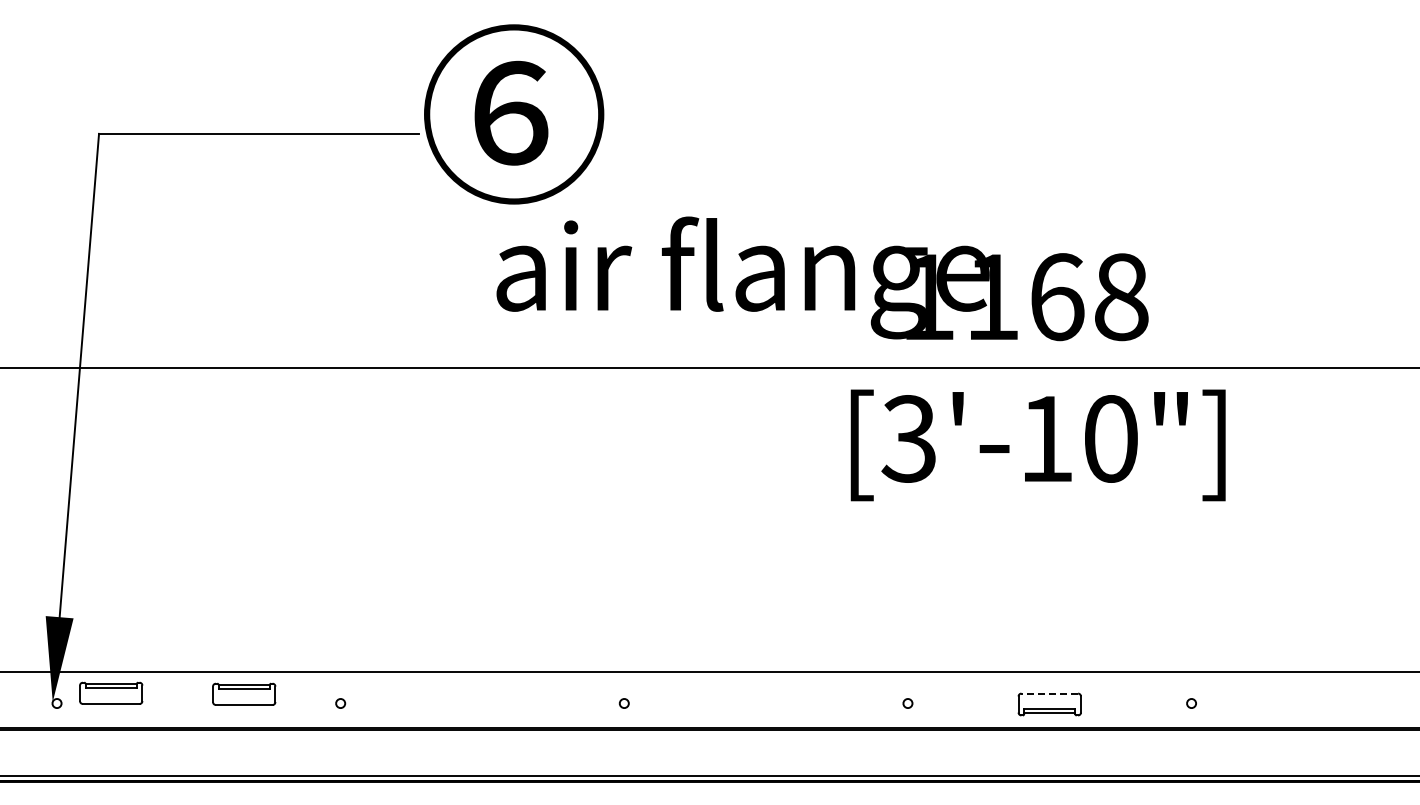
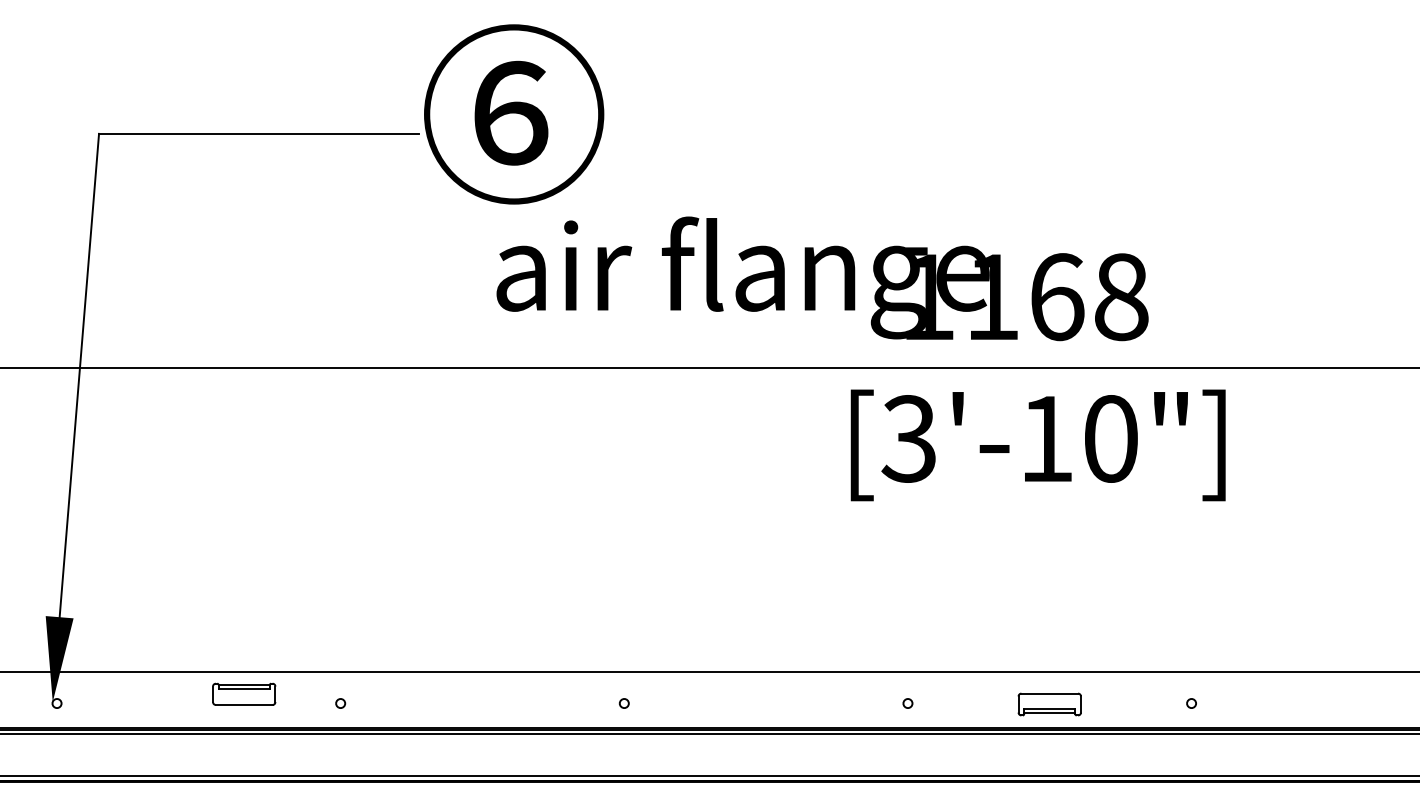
part: present -> none (111, 692)
line: dashed -> solid (1049, 693)
line: none -> present (709, 733)
